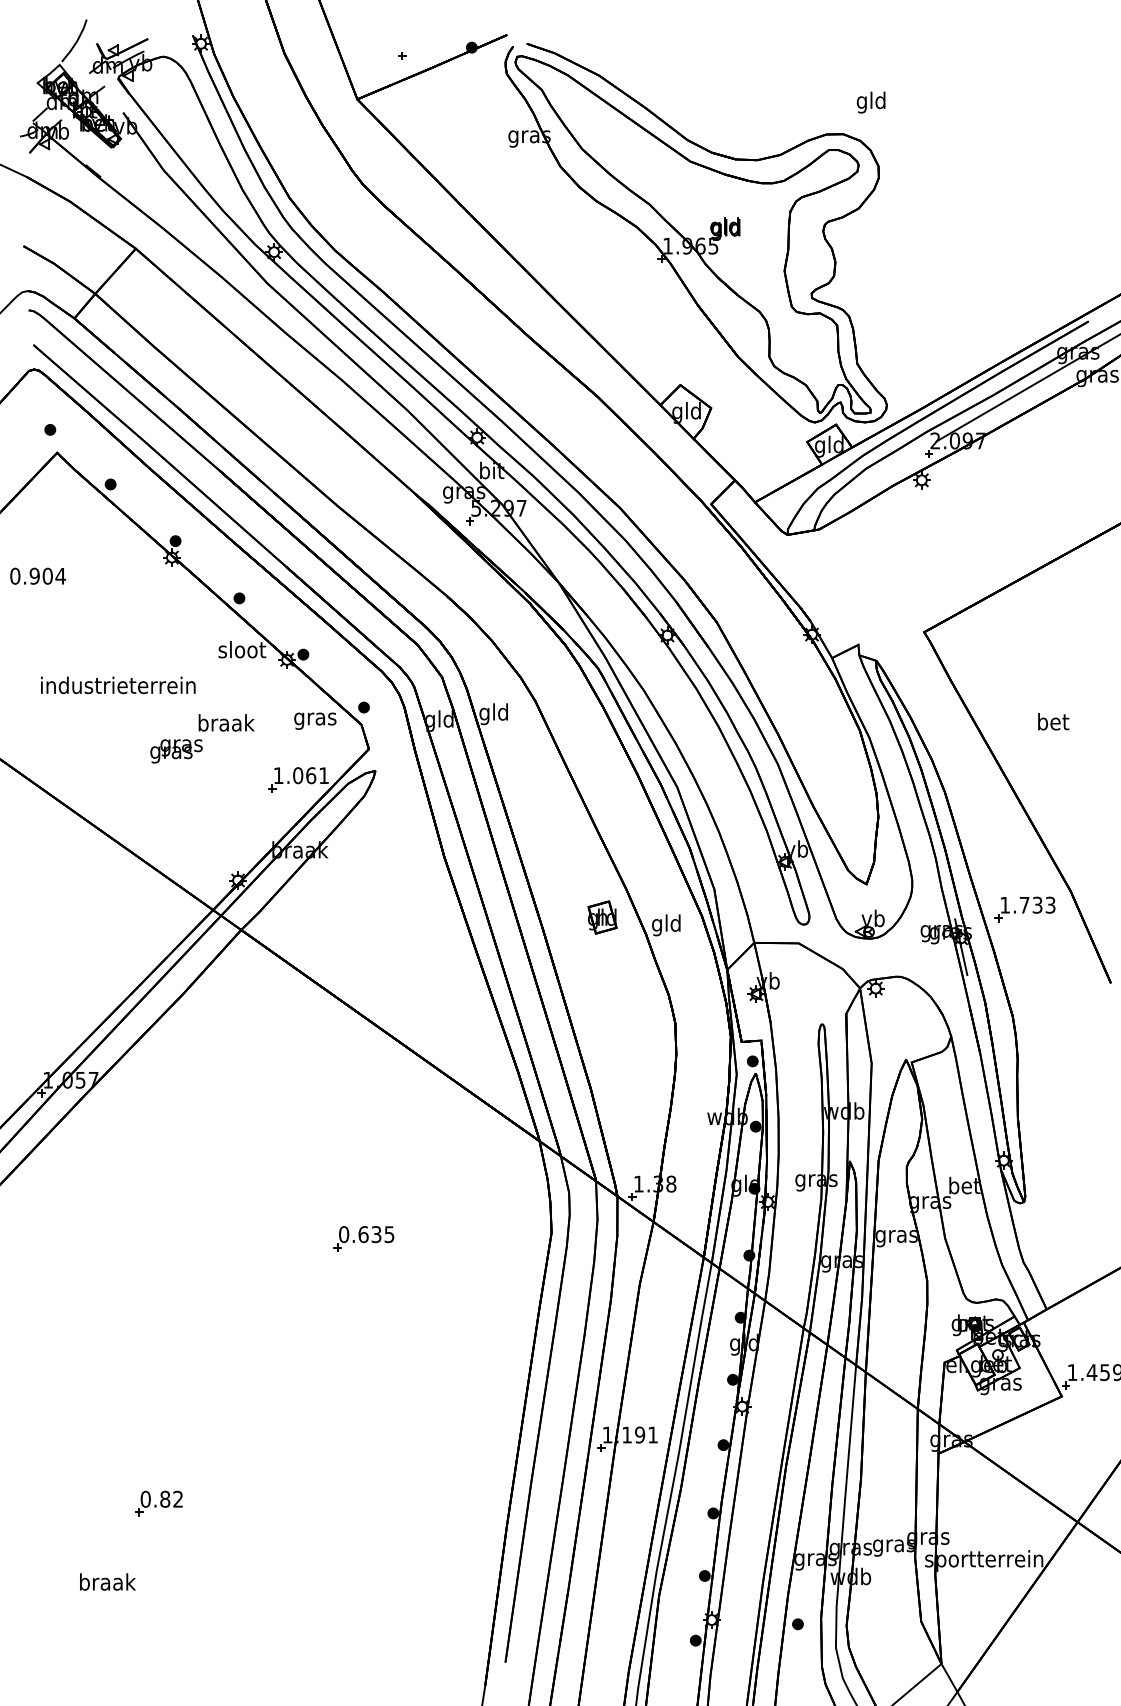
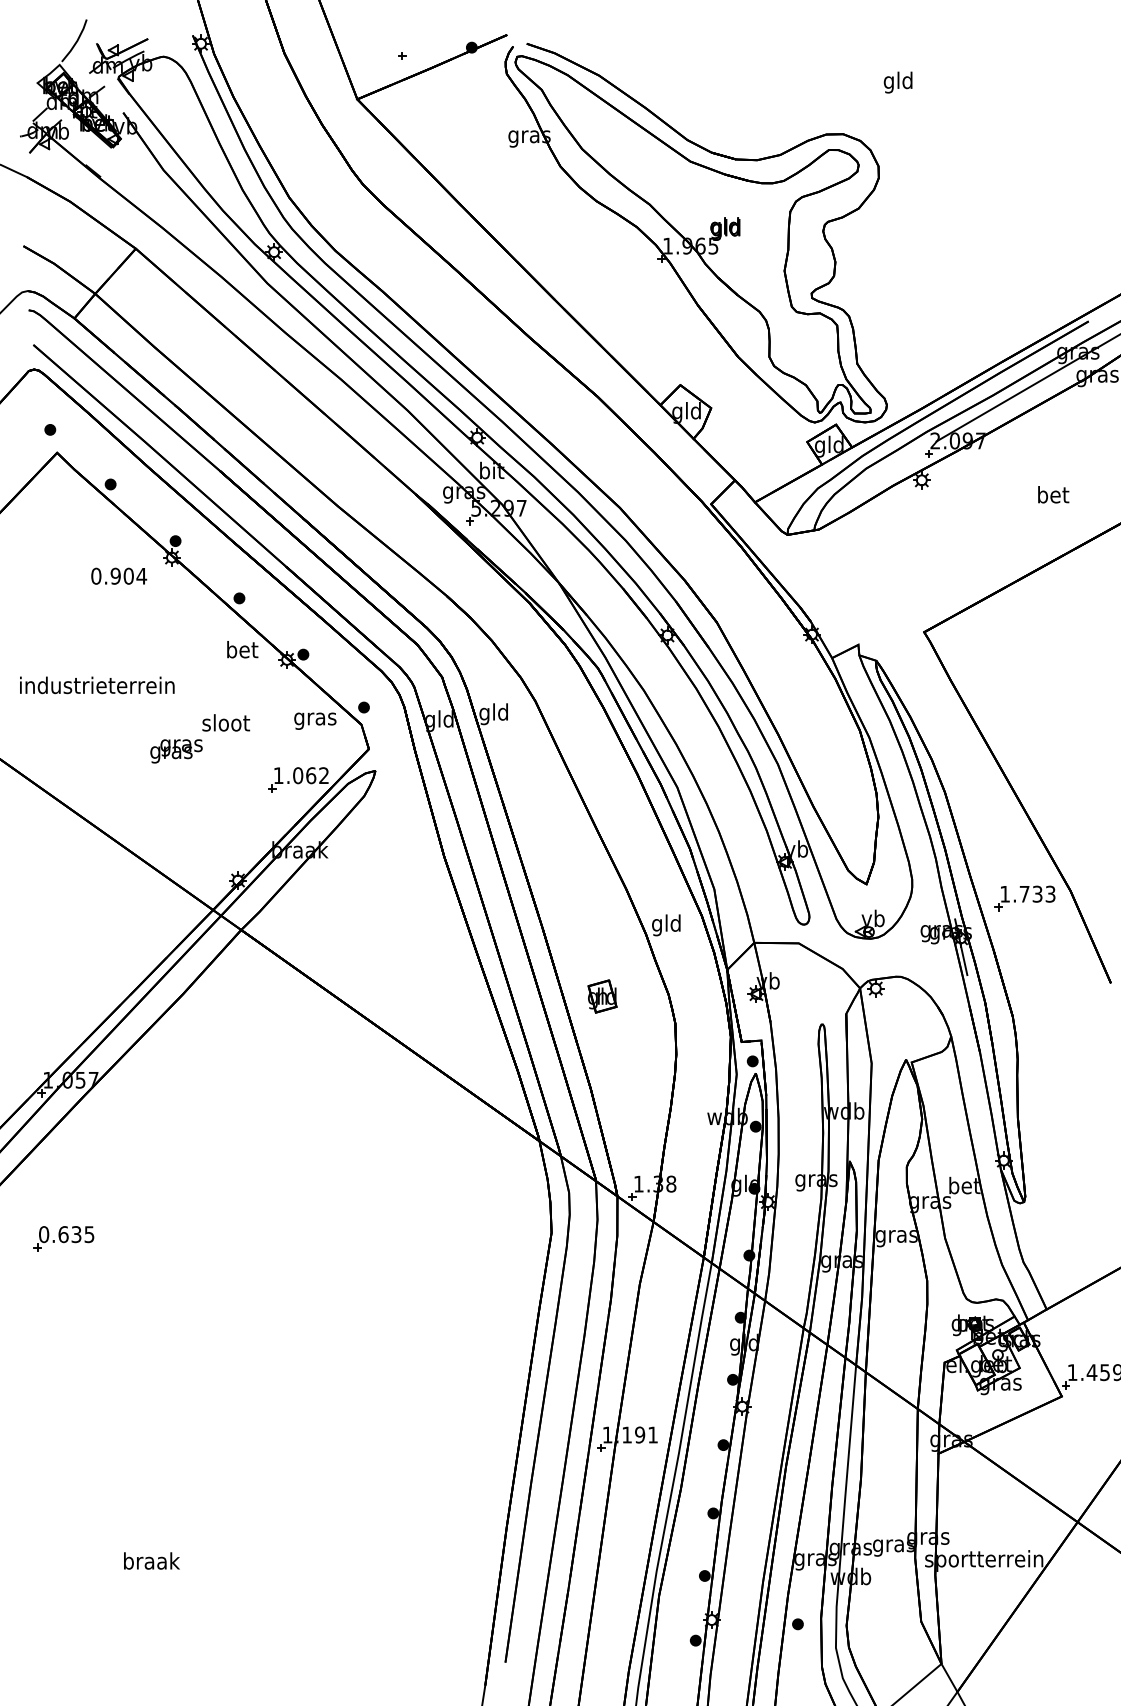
text position: (870, 102) -> (897, 82) (897, 82)
text position: (38, 575) -> (119, 575) (119, 575)
text: sloot -> bet (242, 649)
text position: (118, 685) -> (97, 685) (97, 685)
text position: (1053, 721) -> (1053, 494) (1053, 494)
text: braak -> sloot (226, 722)
text: 1.061 -> 1.062 (323, 775)
part position: (1024, 909) -> (1024, 898) (1024, 898)
part position: (602, 917) -> (602, 996) (602, 996)
part position: (363, 1238) -> (63, 1238) (63, 1238)
part: present -> none (158, 1503)
text position: (107, 1581) -> (151, 1560) (151, 1560)
